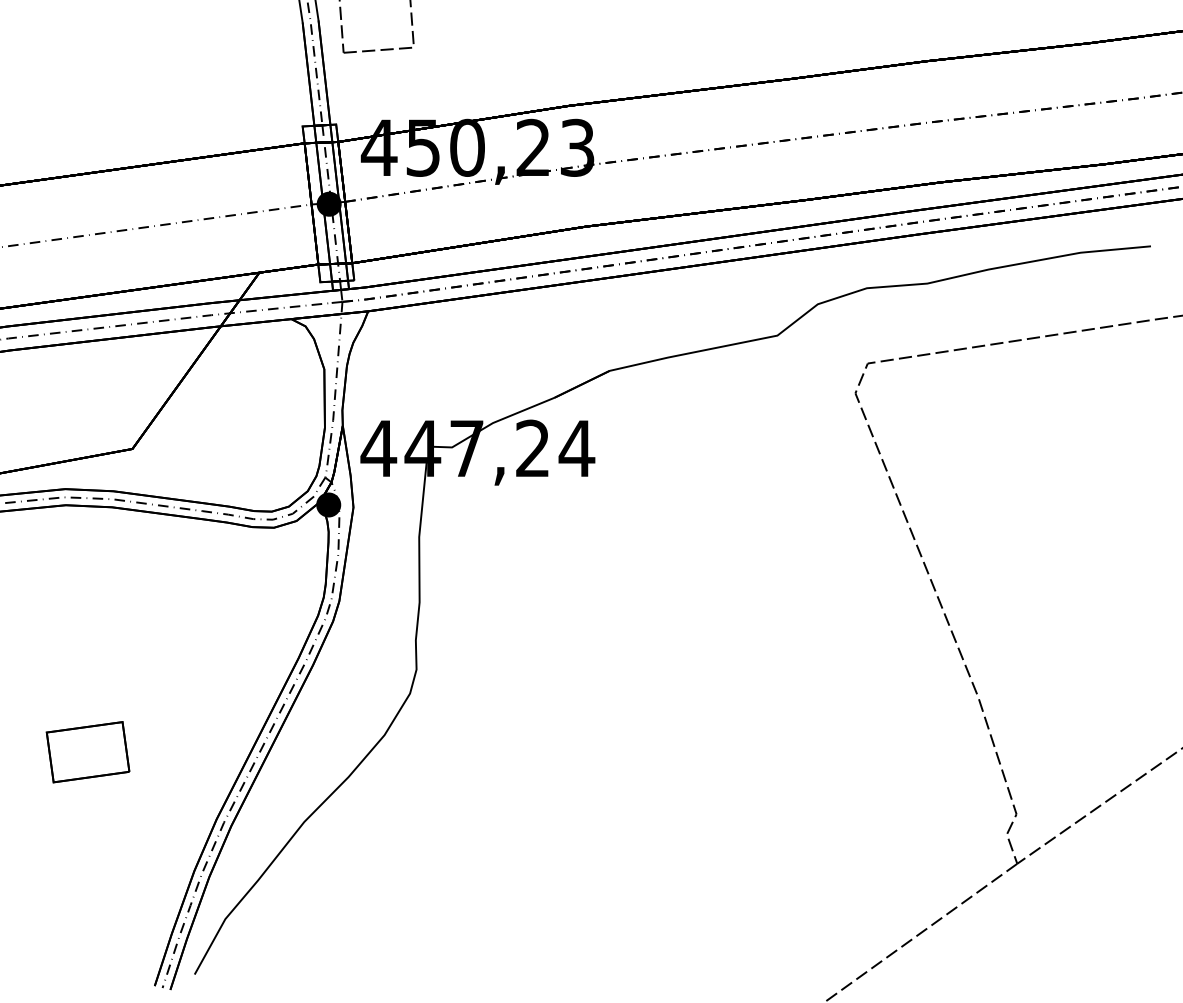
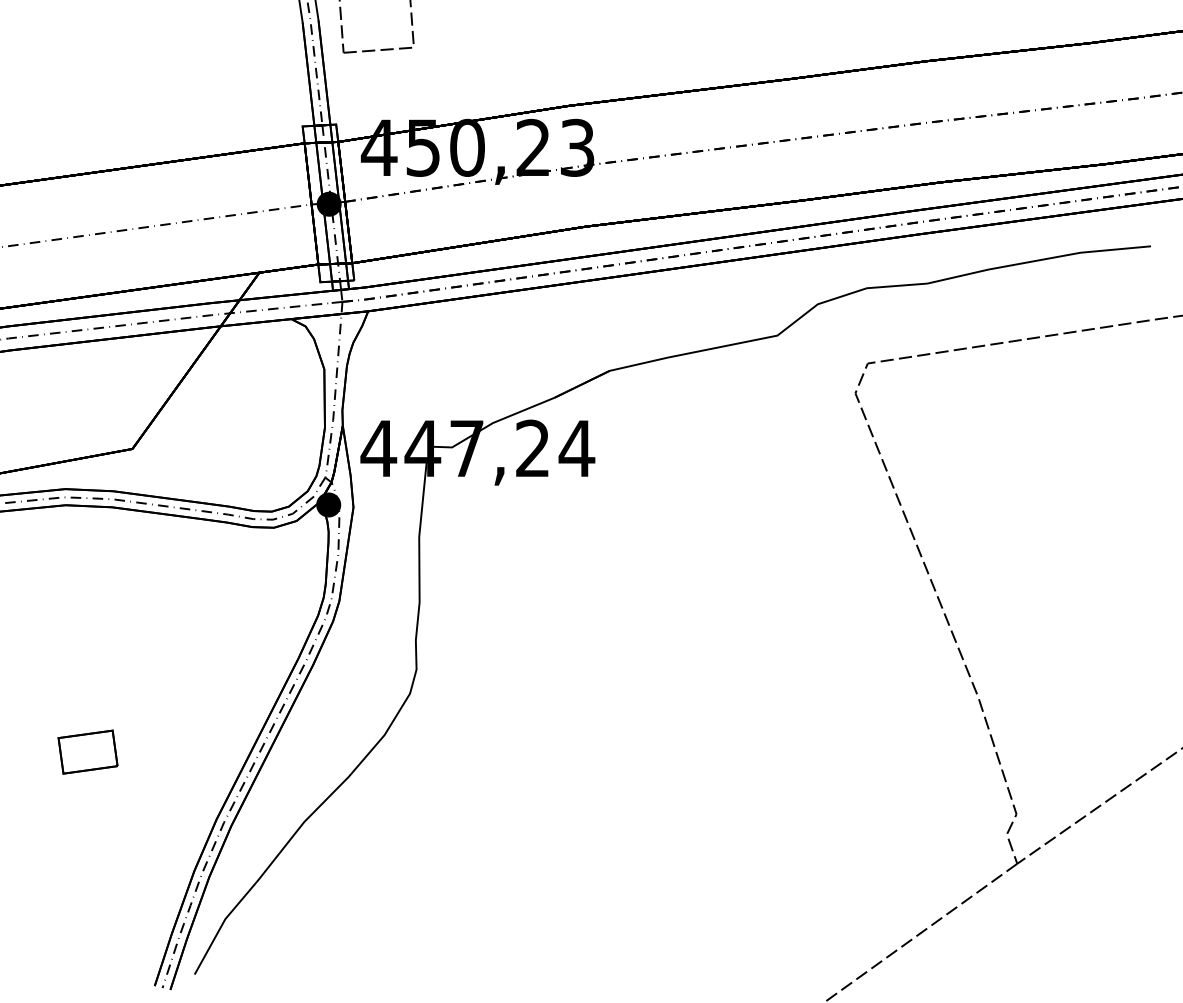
part size: 86x63 px -> 62x46 px (87, 751)
